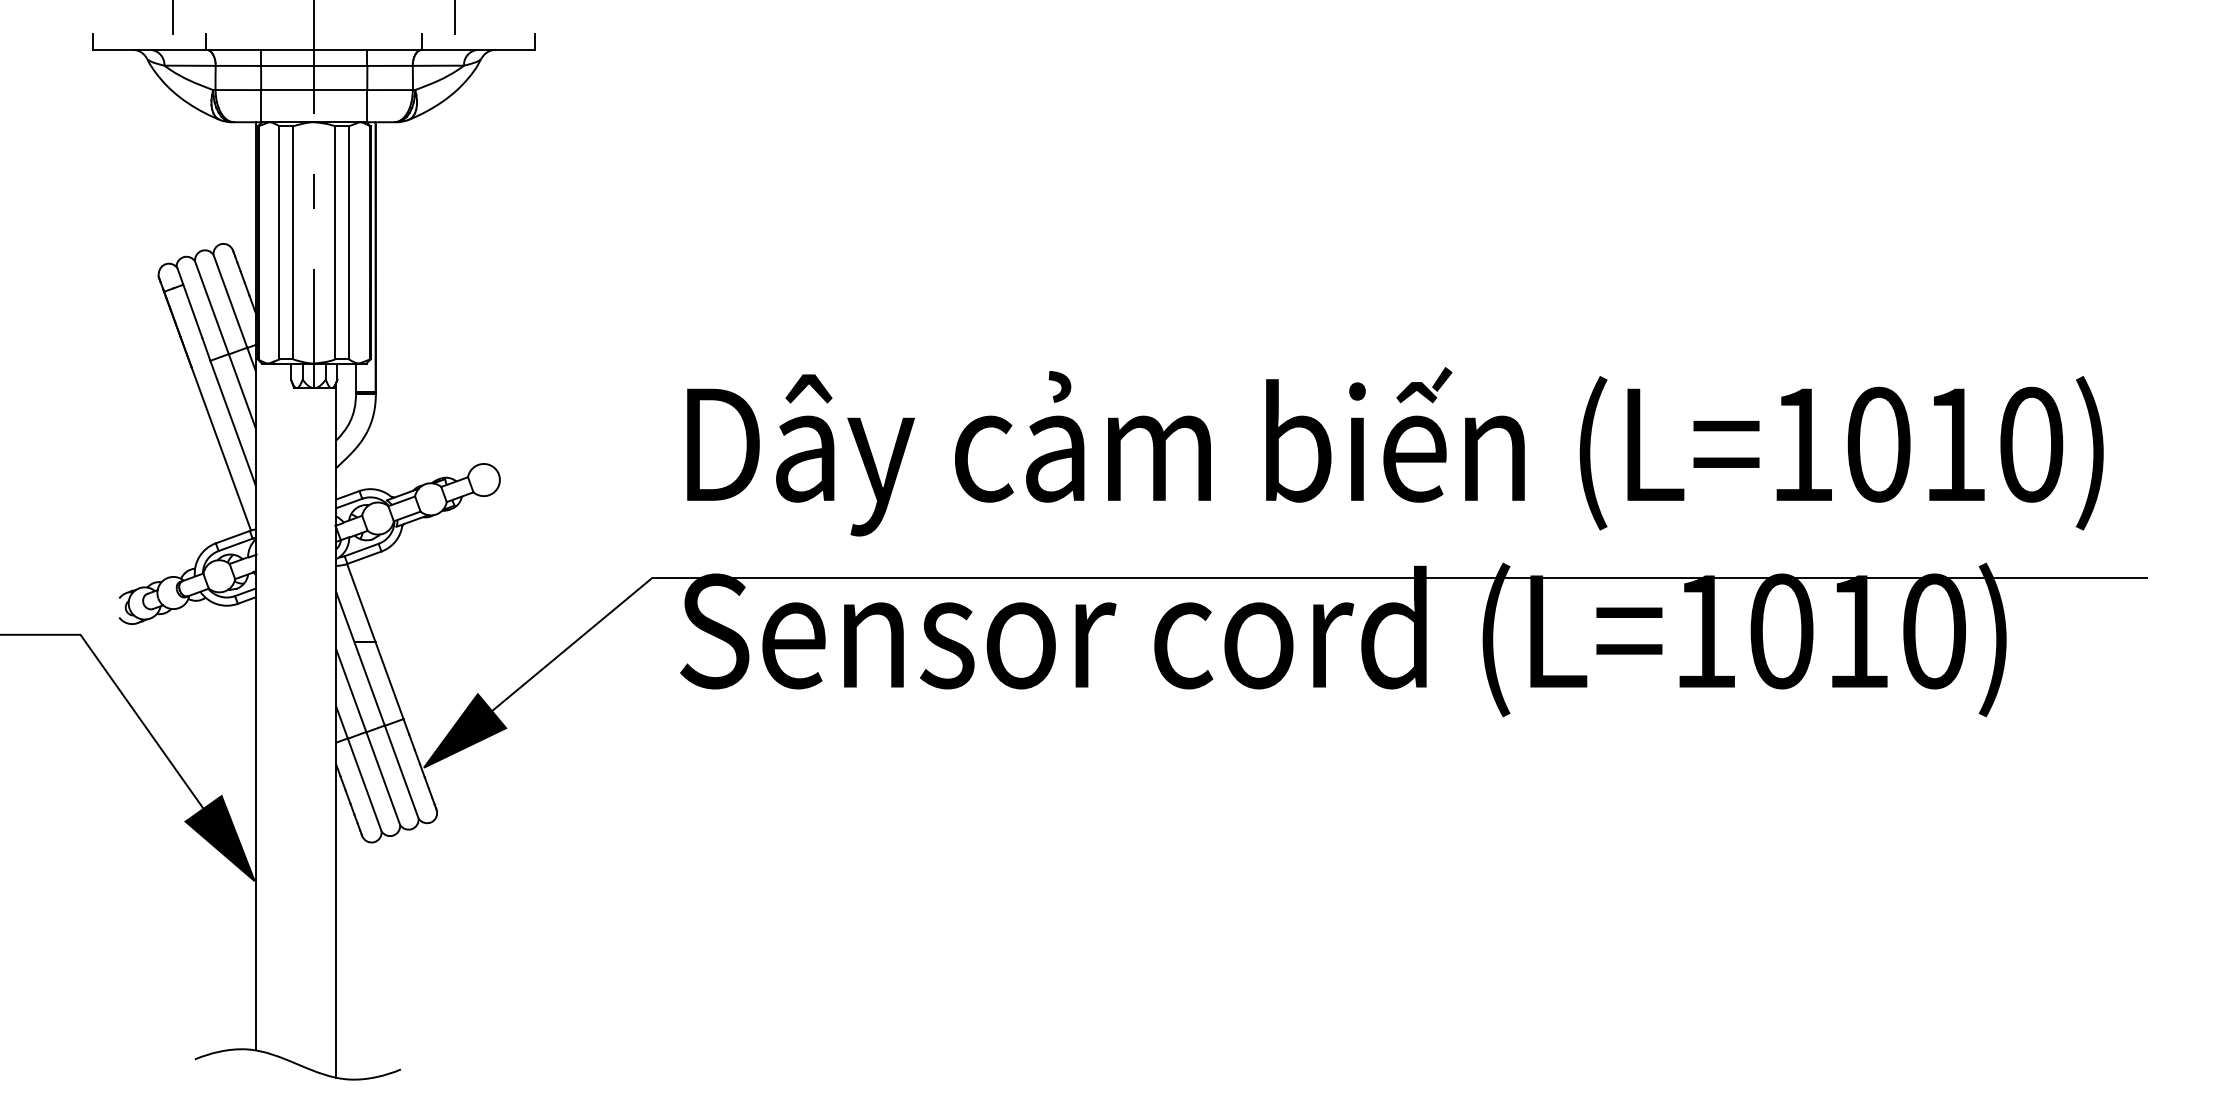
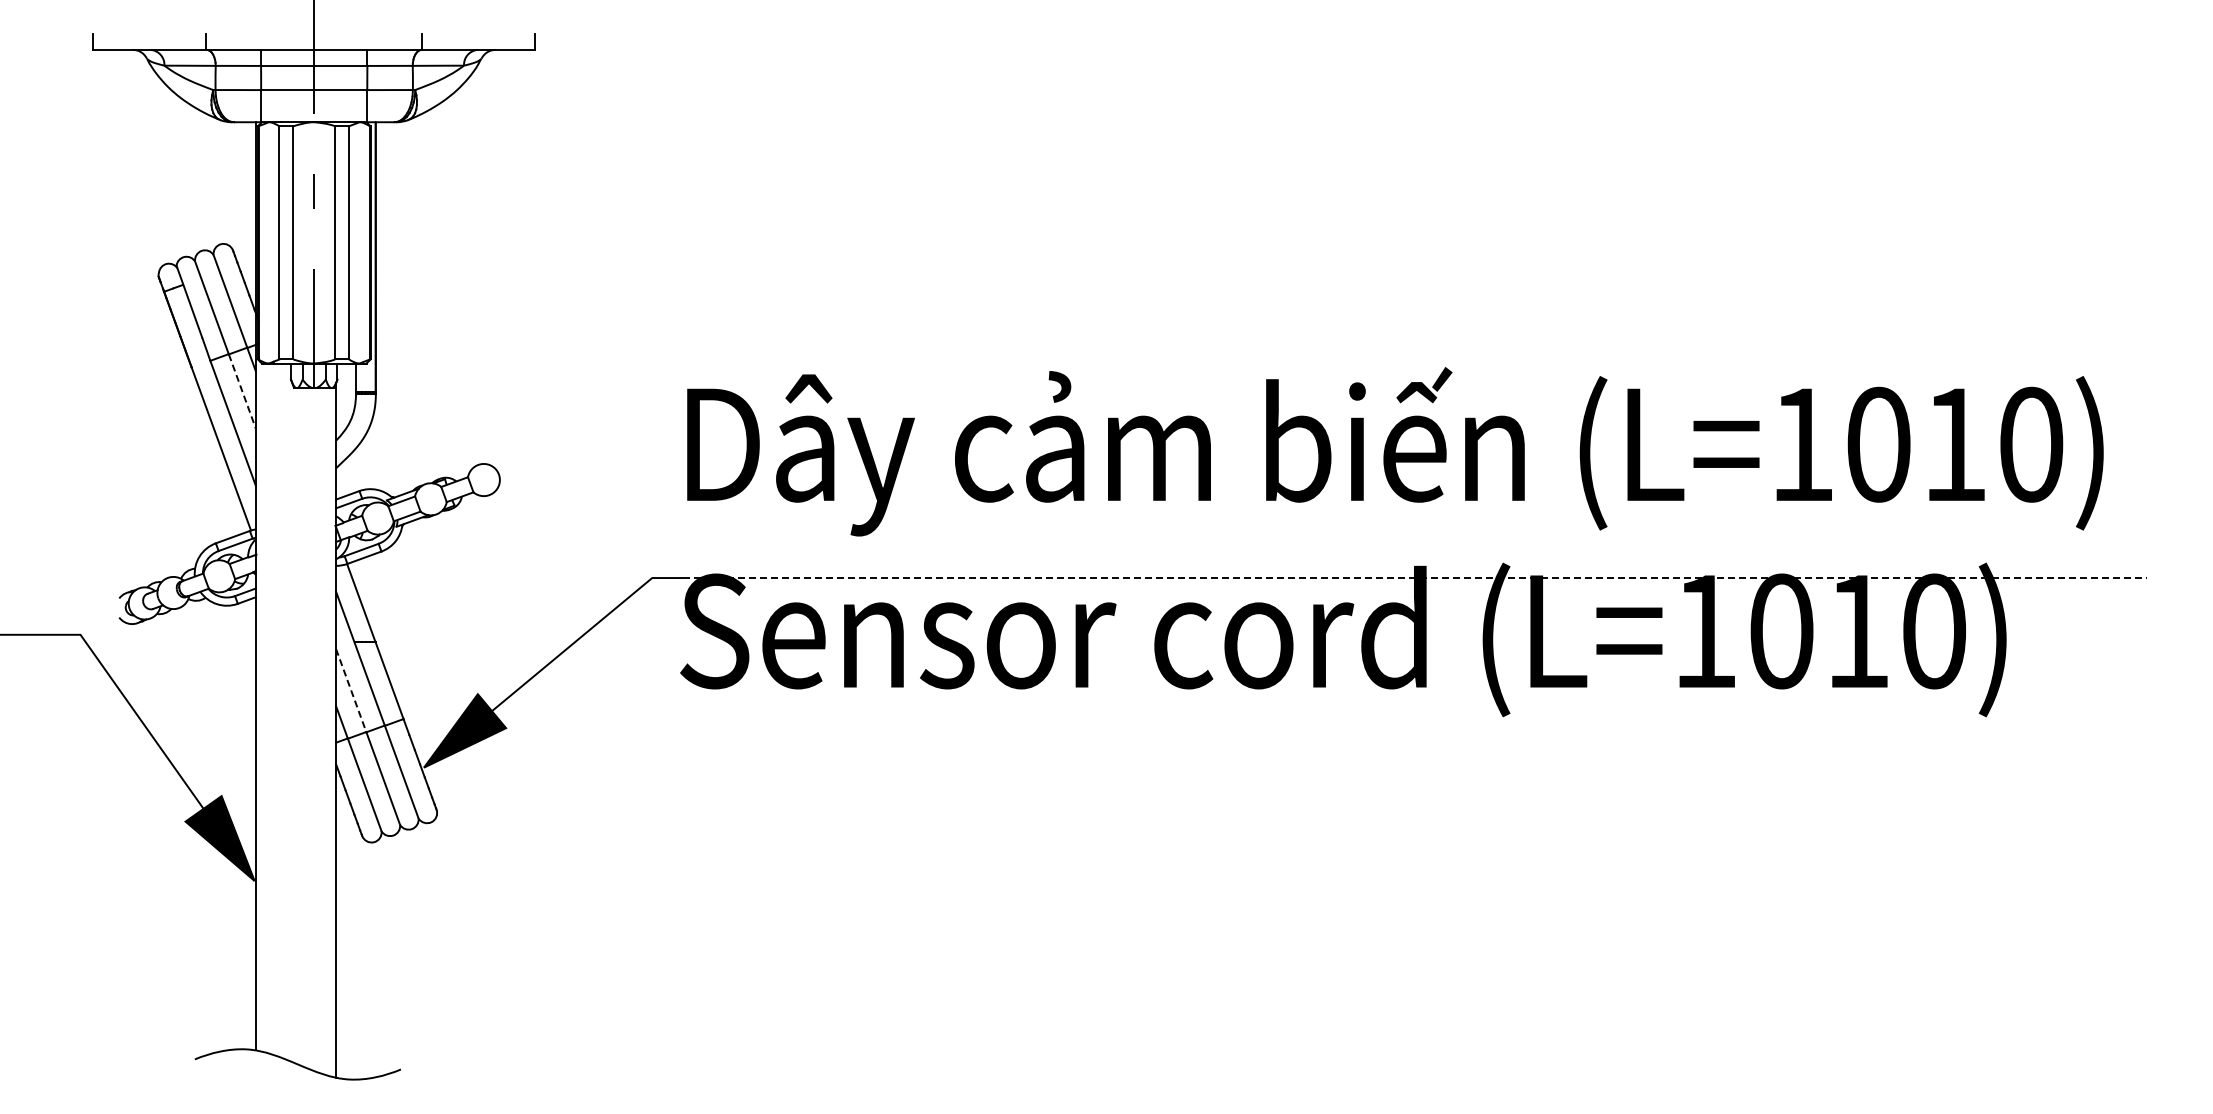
line: present -> none (173, 17)
line: present -> none (454, 17)
line: solid -> dashed (242, 391)
line: solid -> dashed (1414, 578)
line: solid -> dashed (351, 691)
